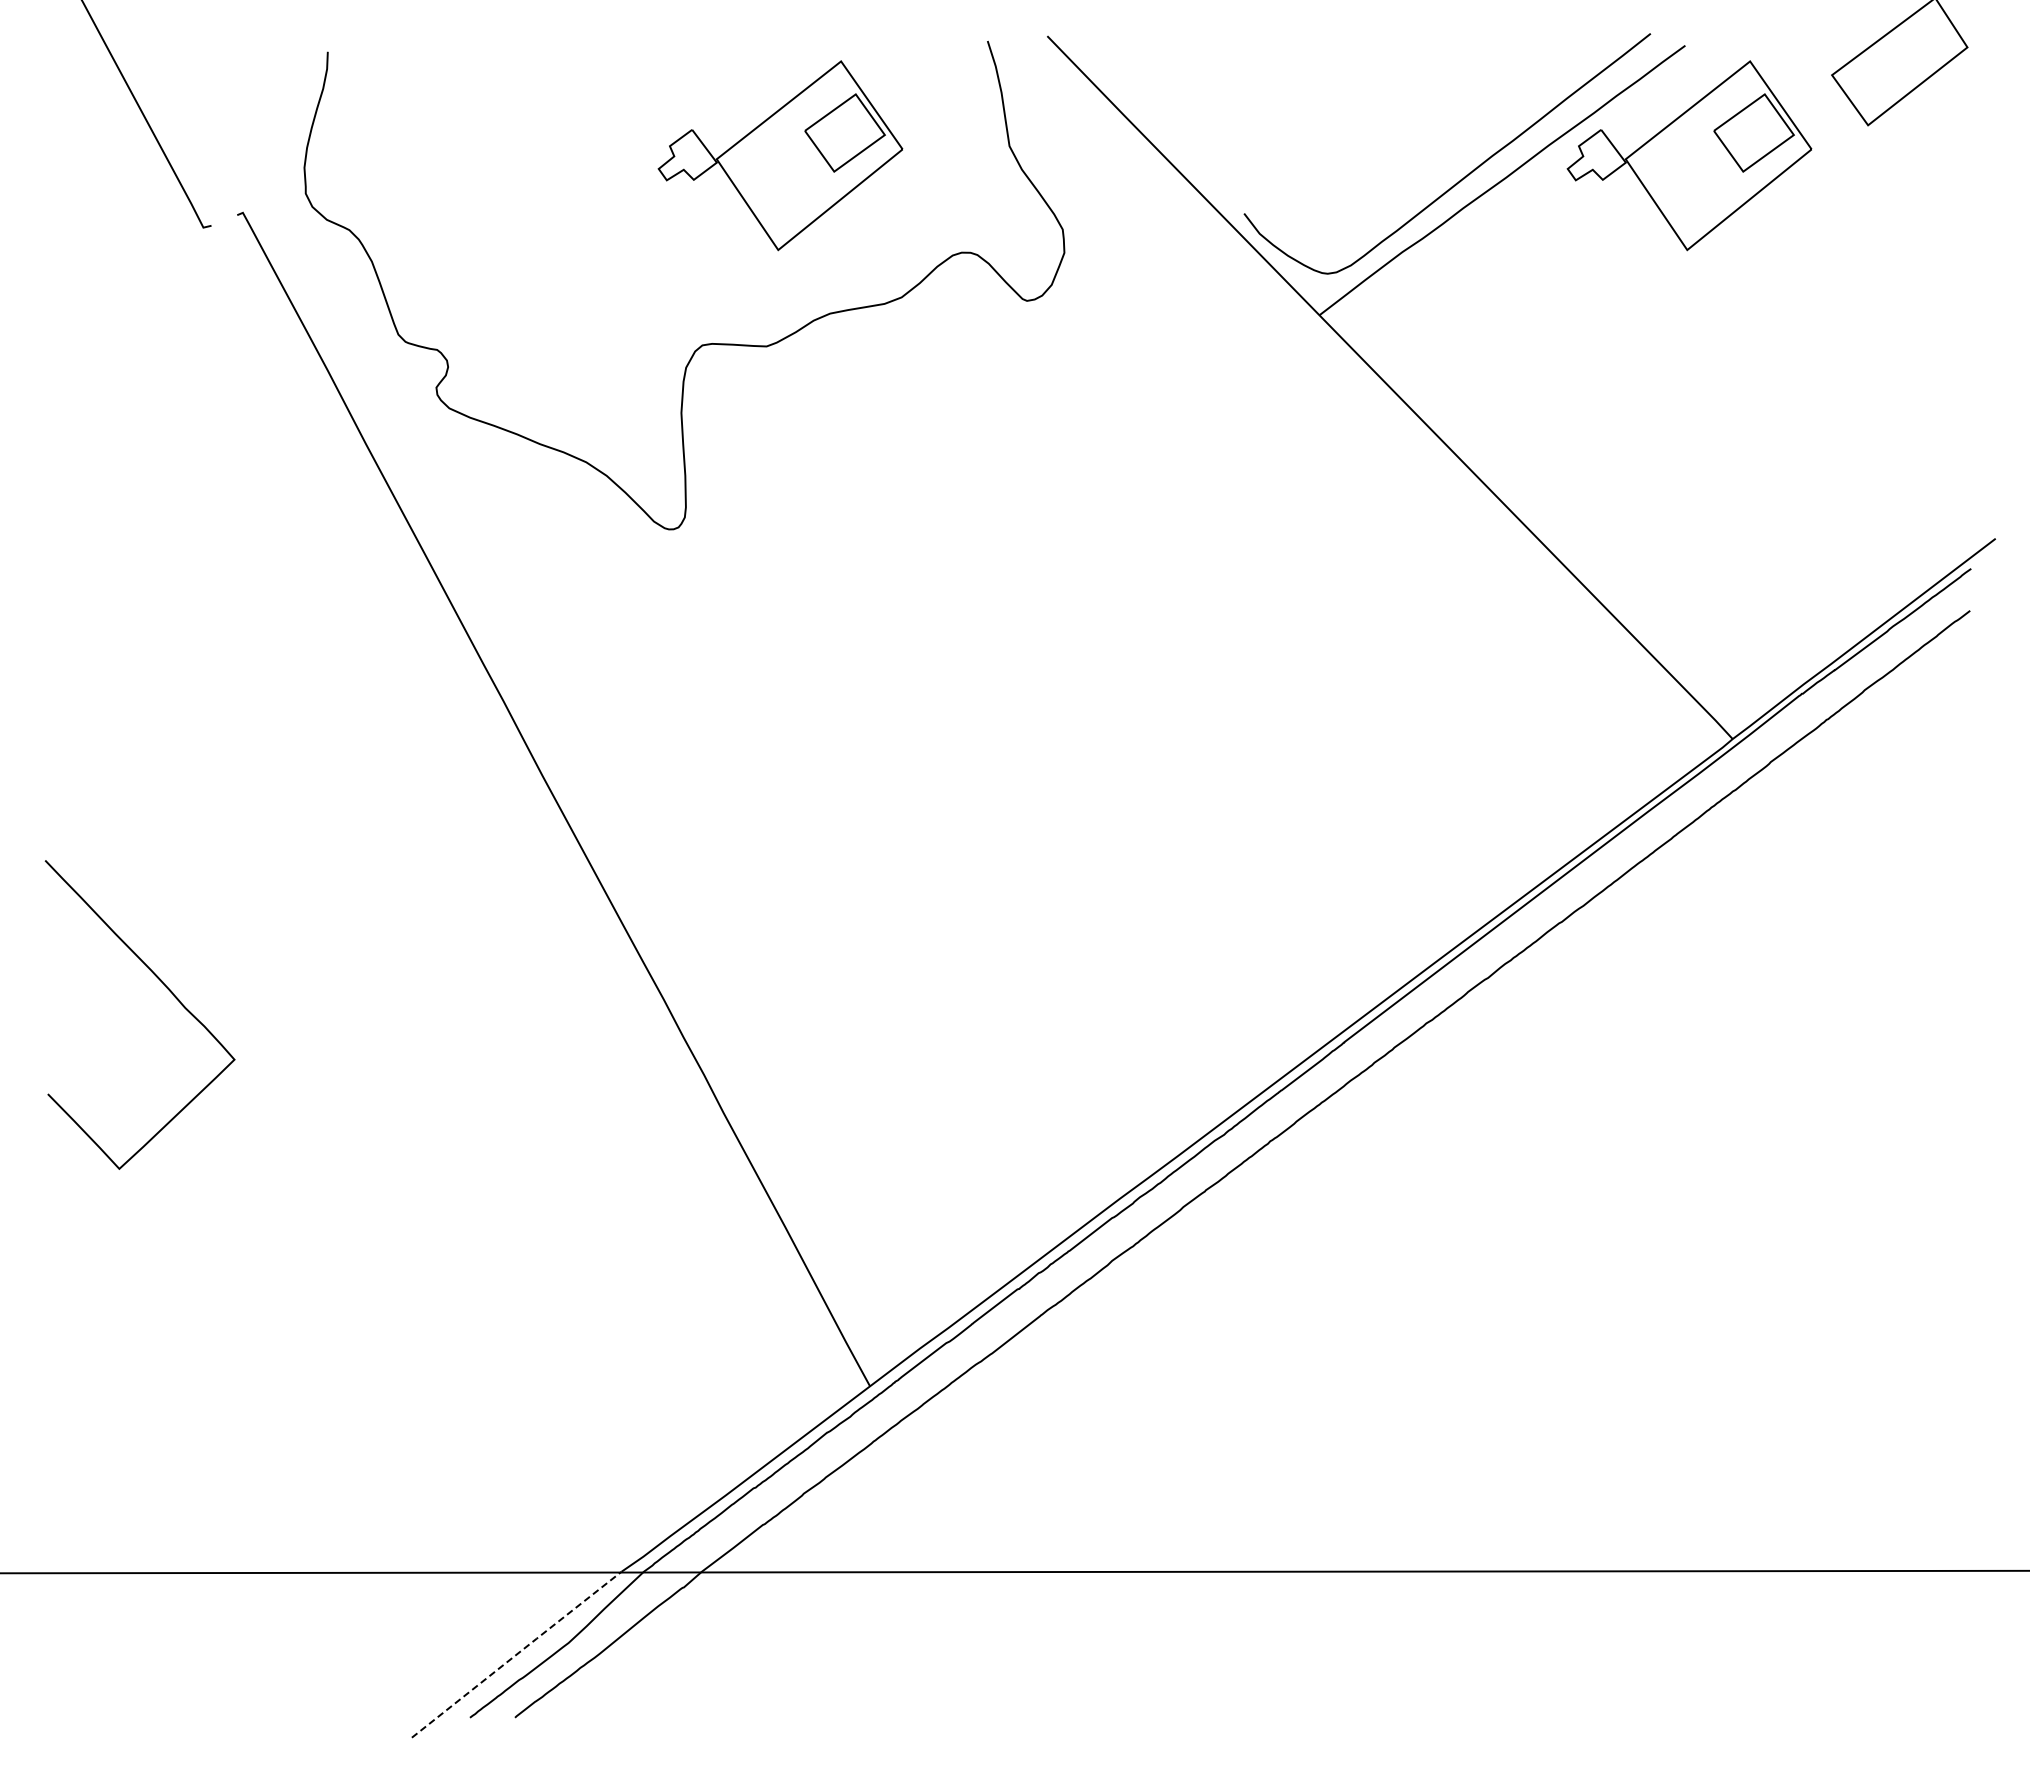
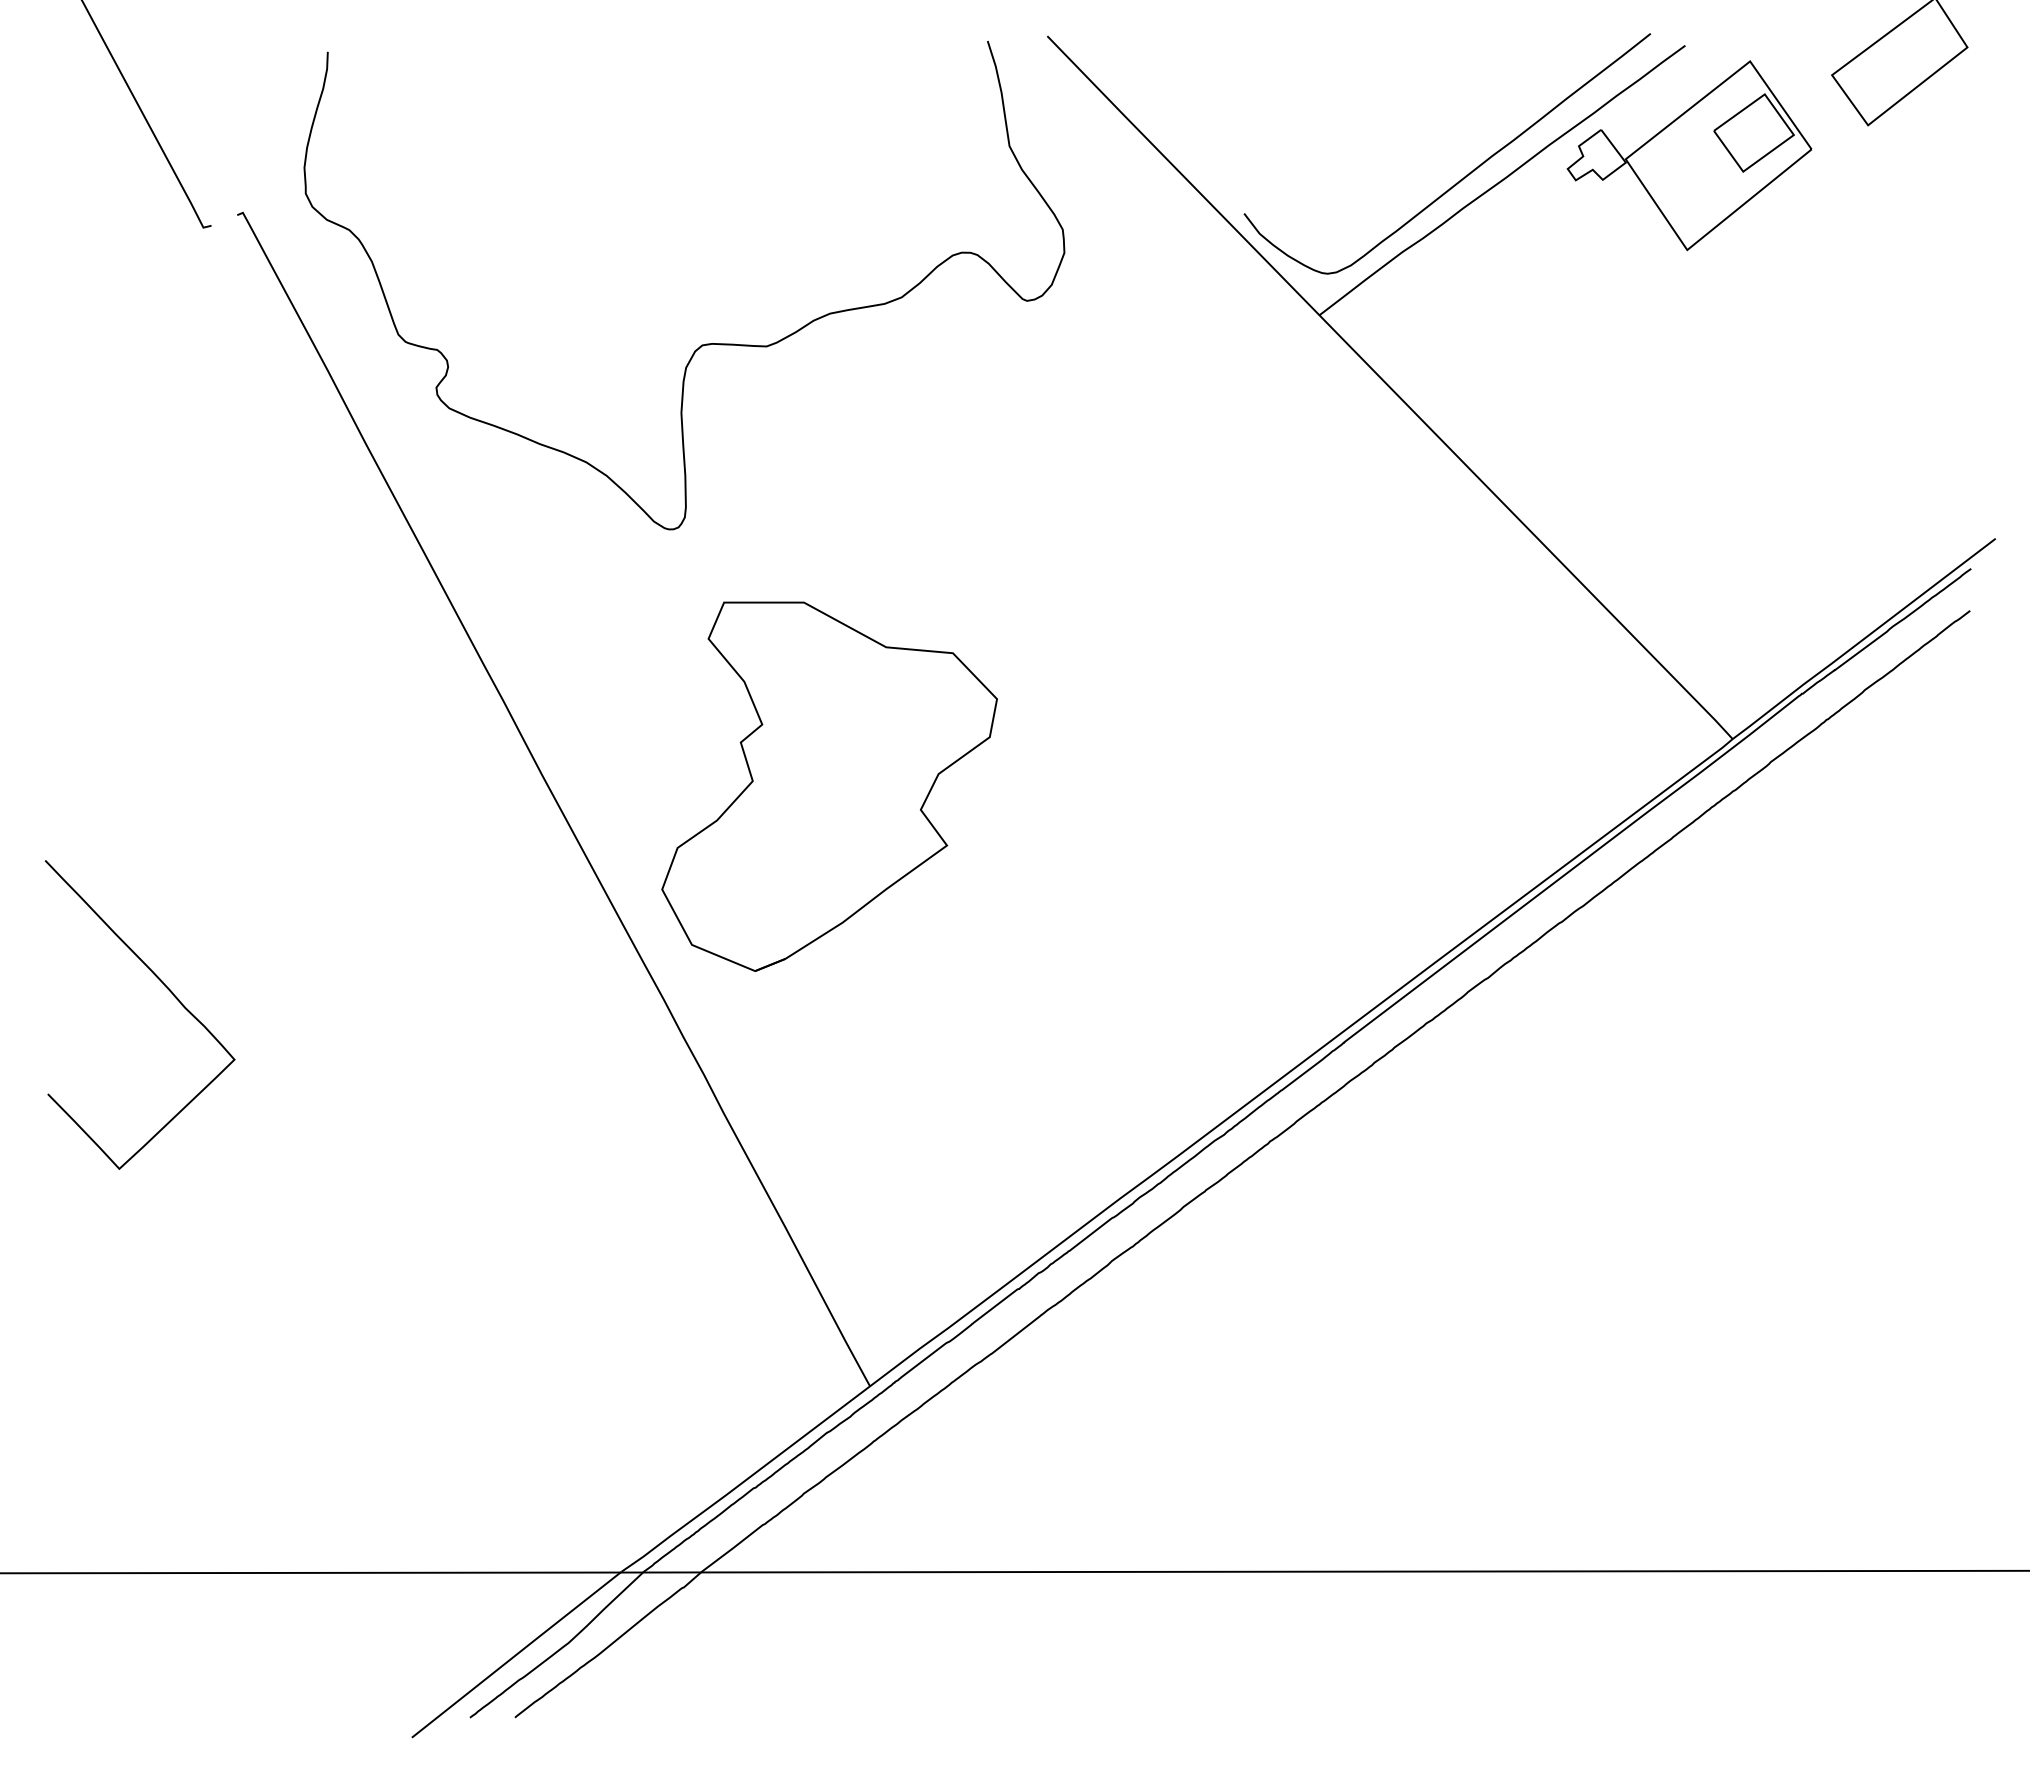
part: present -> none (780, 155)
part: none -> present (829, 786)
line: dashed -> solid (517, 1654)
